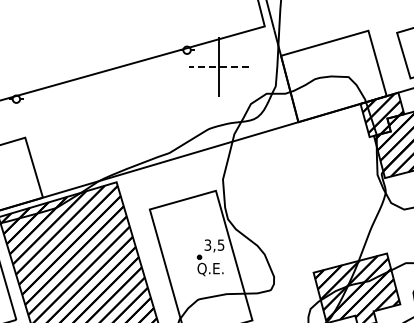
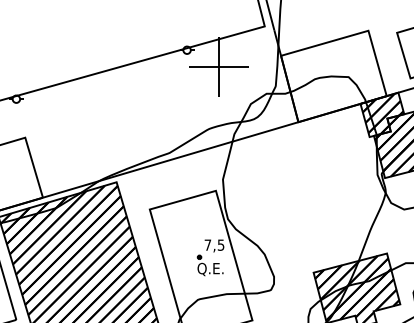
line: dashed -> solid (218, 66)
text: 3,5 -> 7,5 (207, 244)
